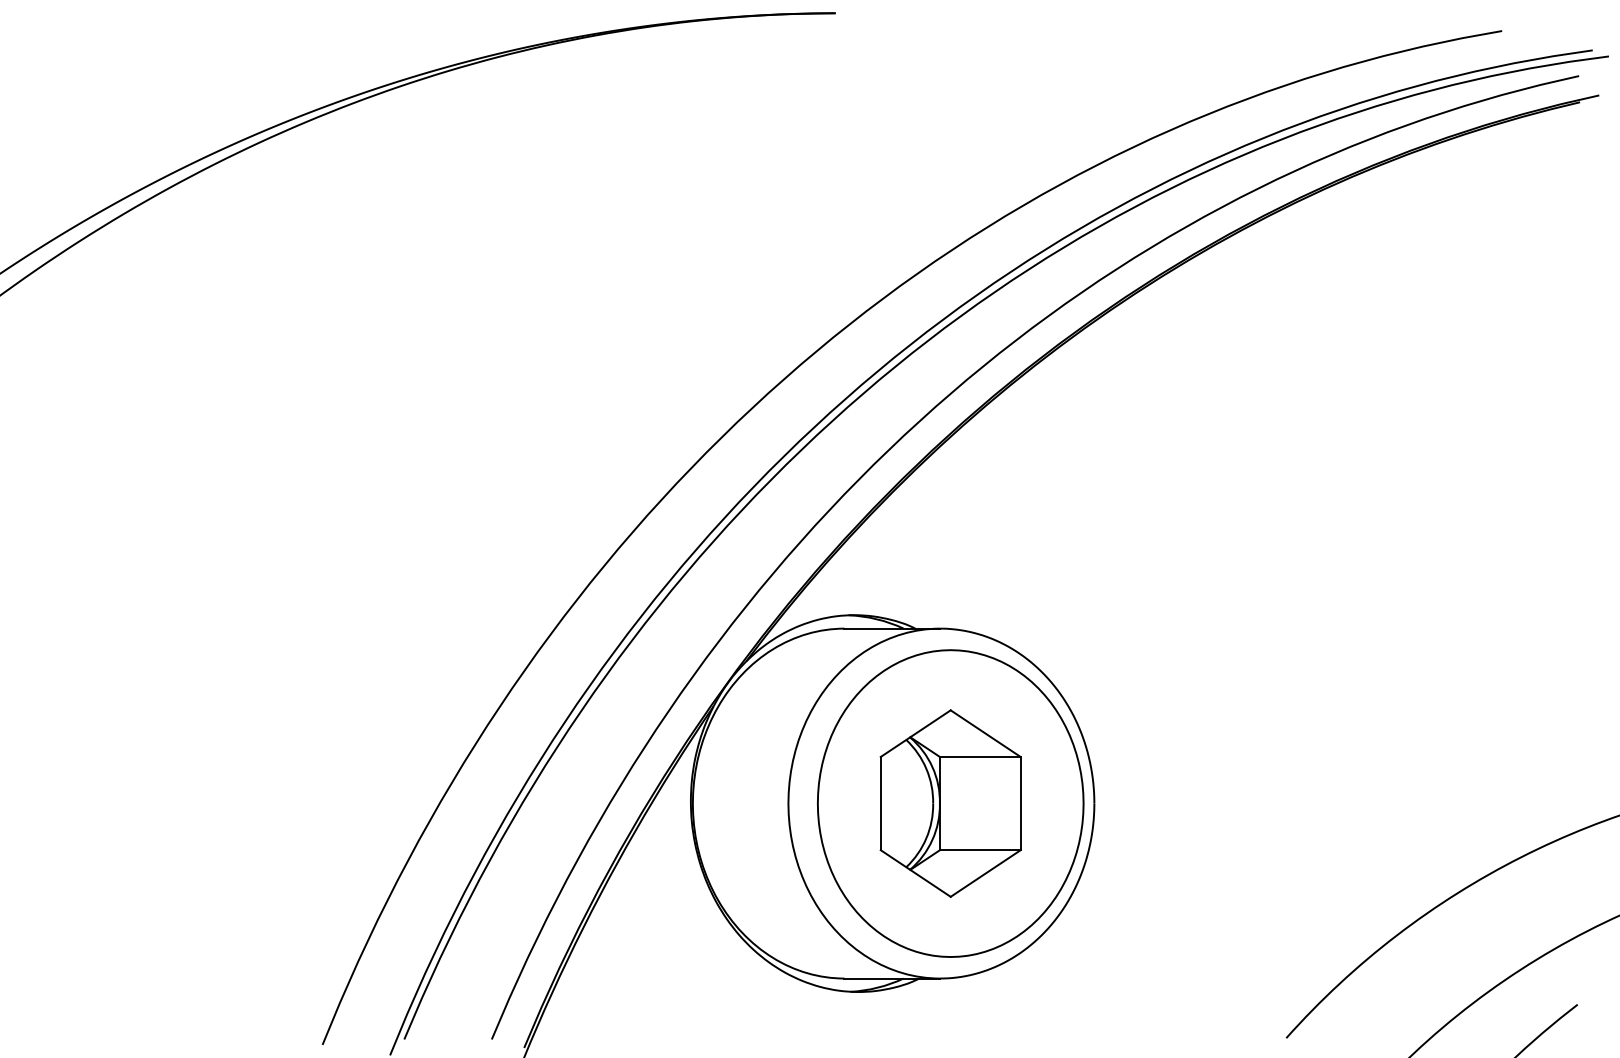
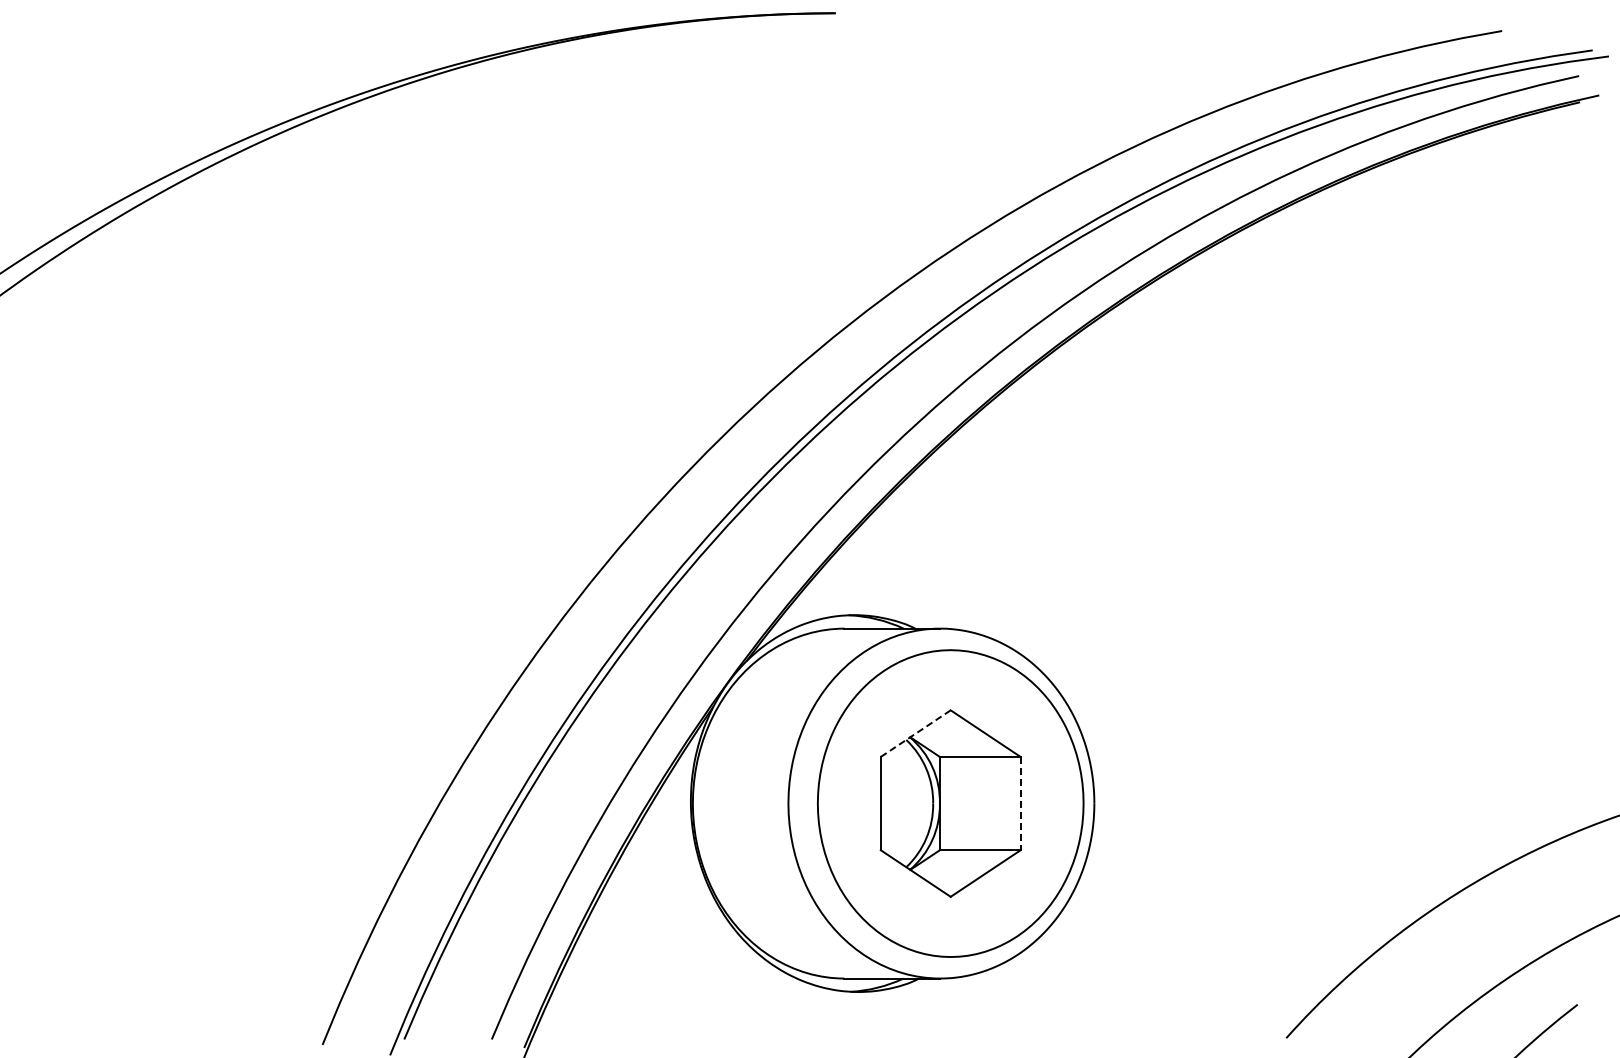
line: solid -> dashed (916, 733)
line: solid -> dashed (1020, 803)
